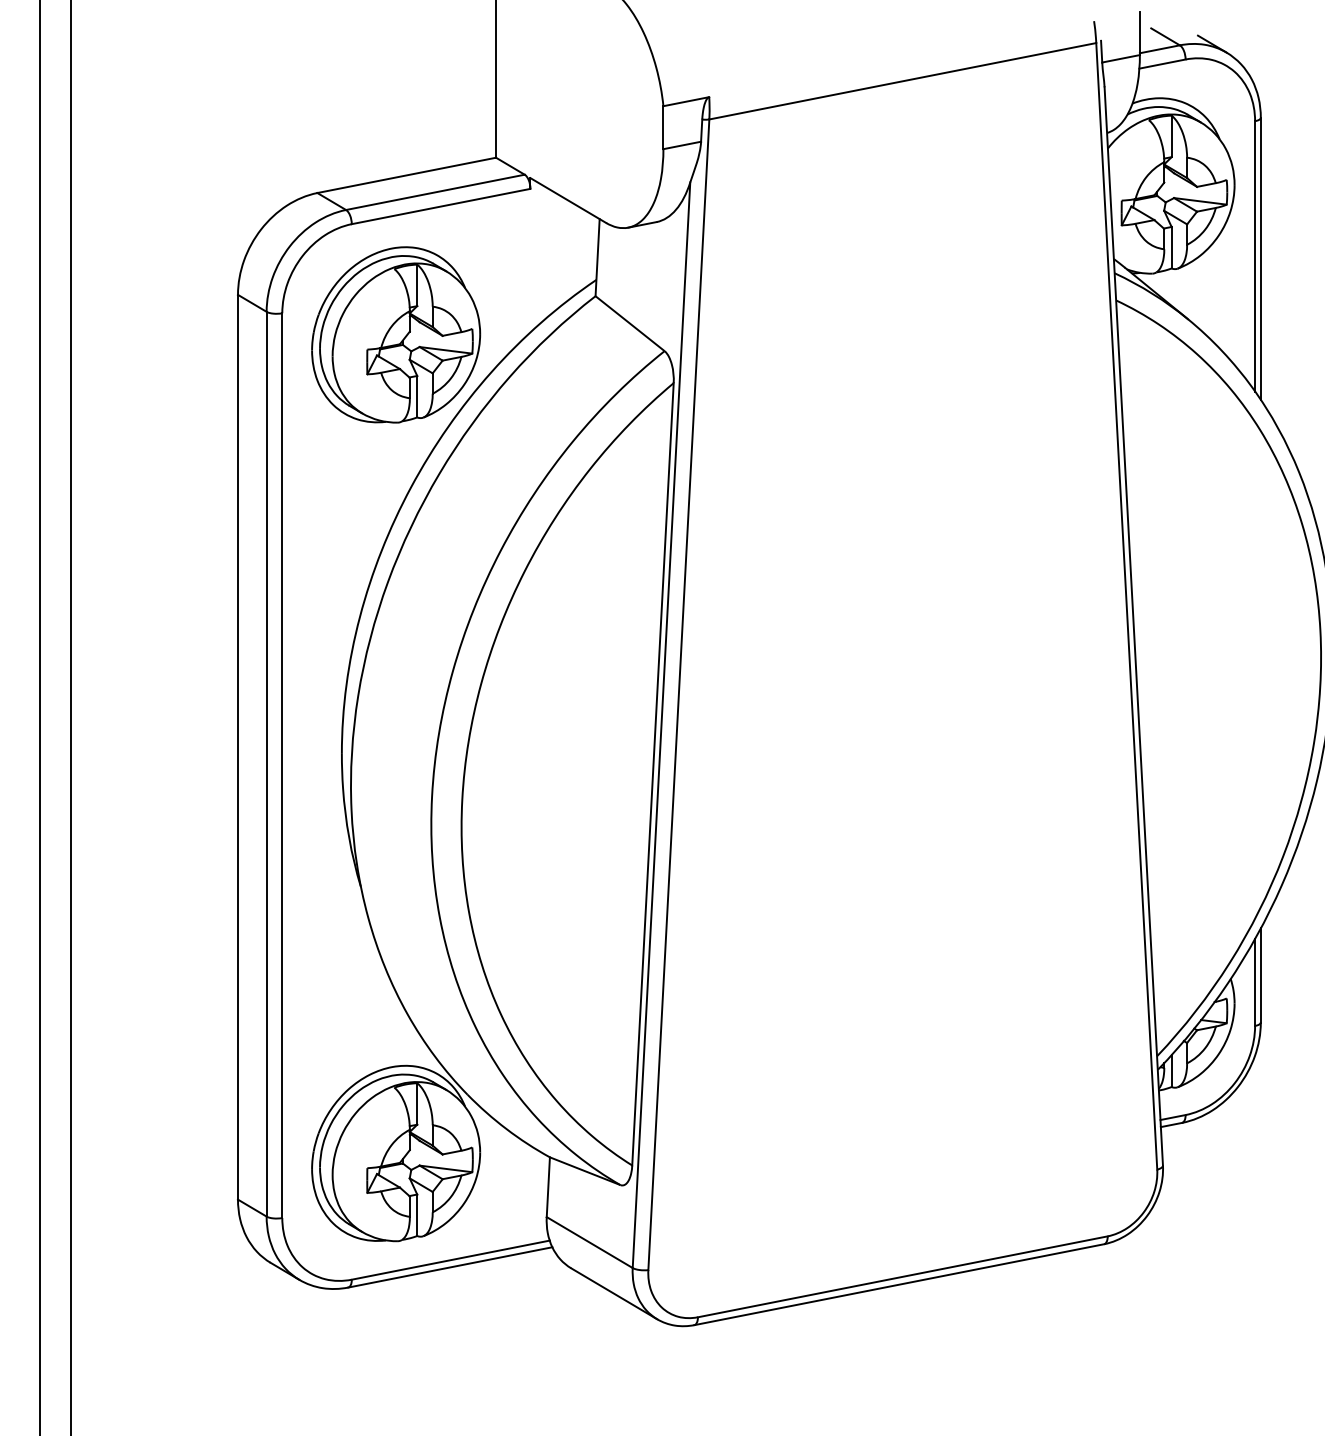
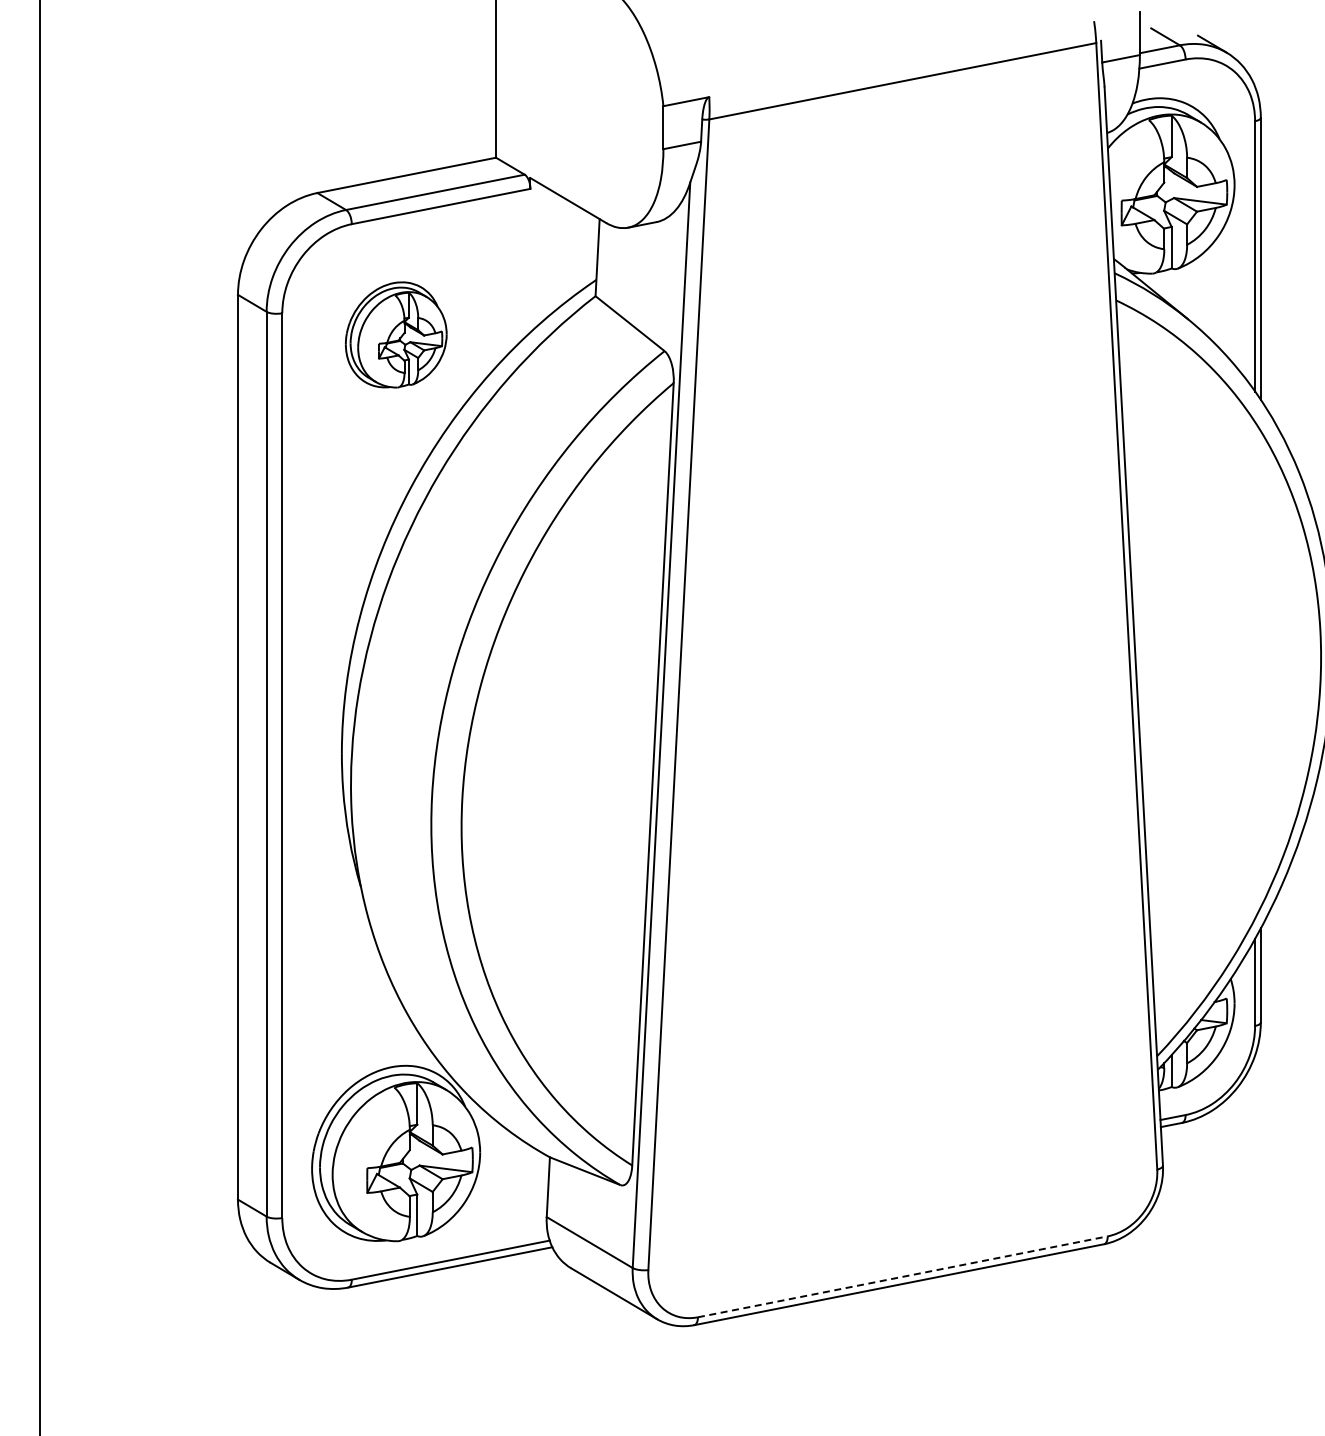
part size: 171x178 px -> 103x108 px (396, 334)
line: present -> none (70, 717)
line: solid -> dashed (902, 1276)
